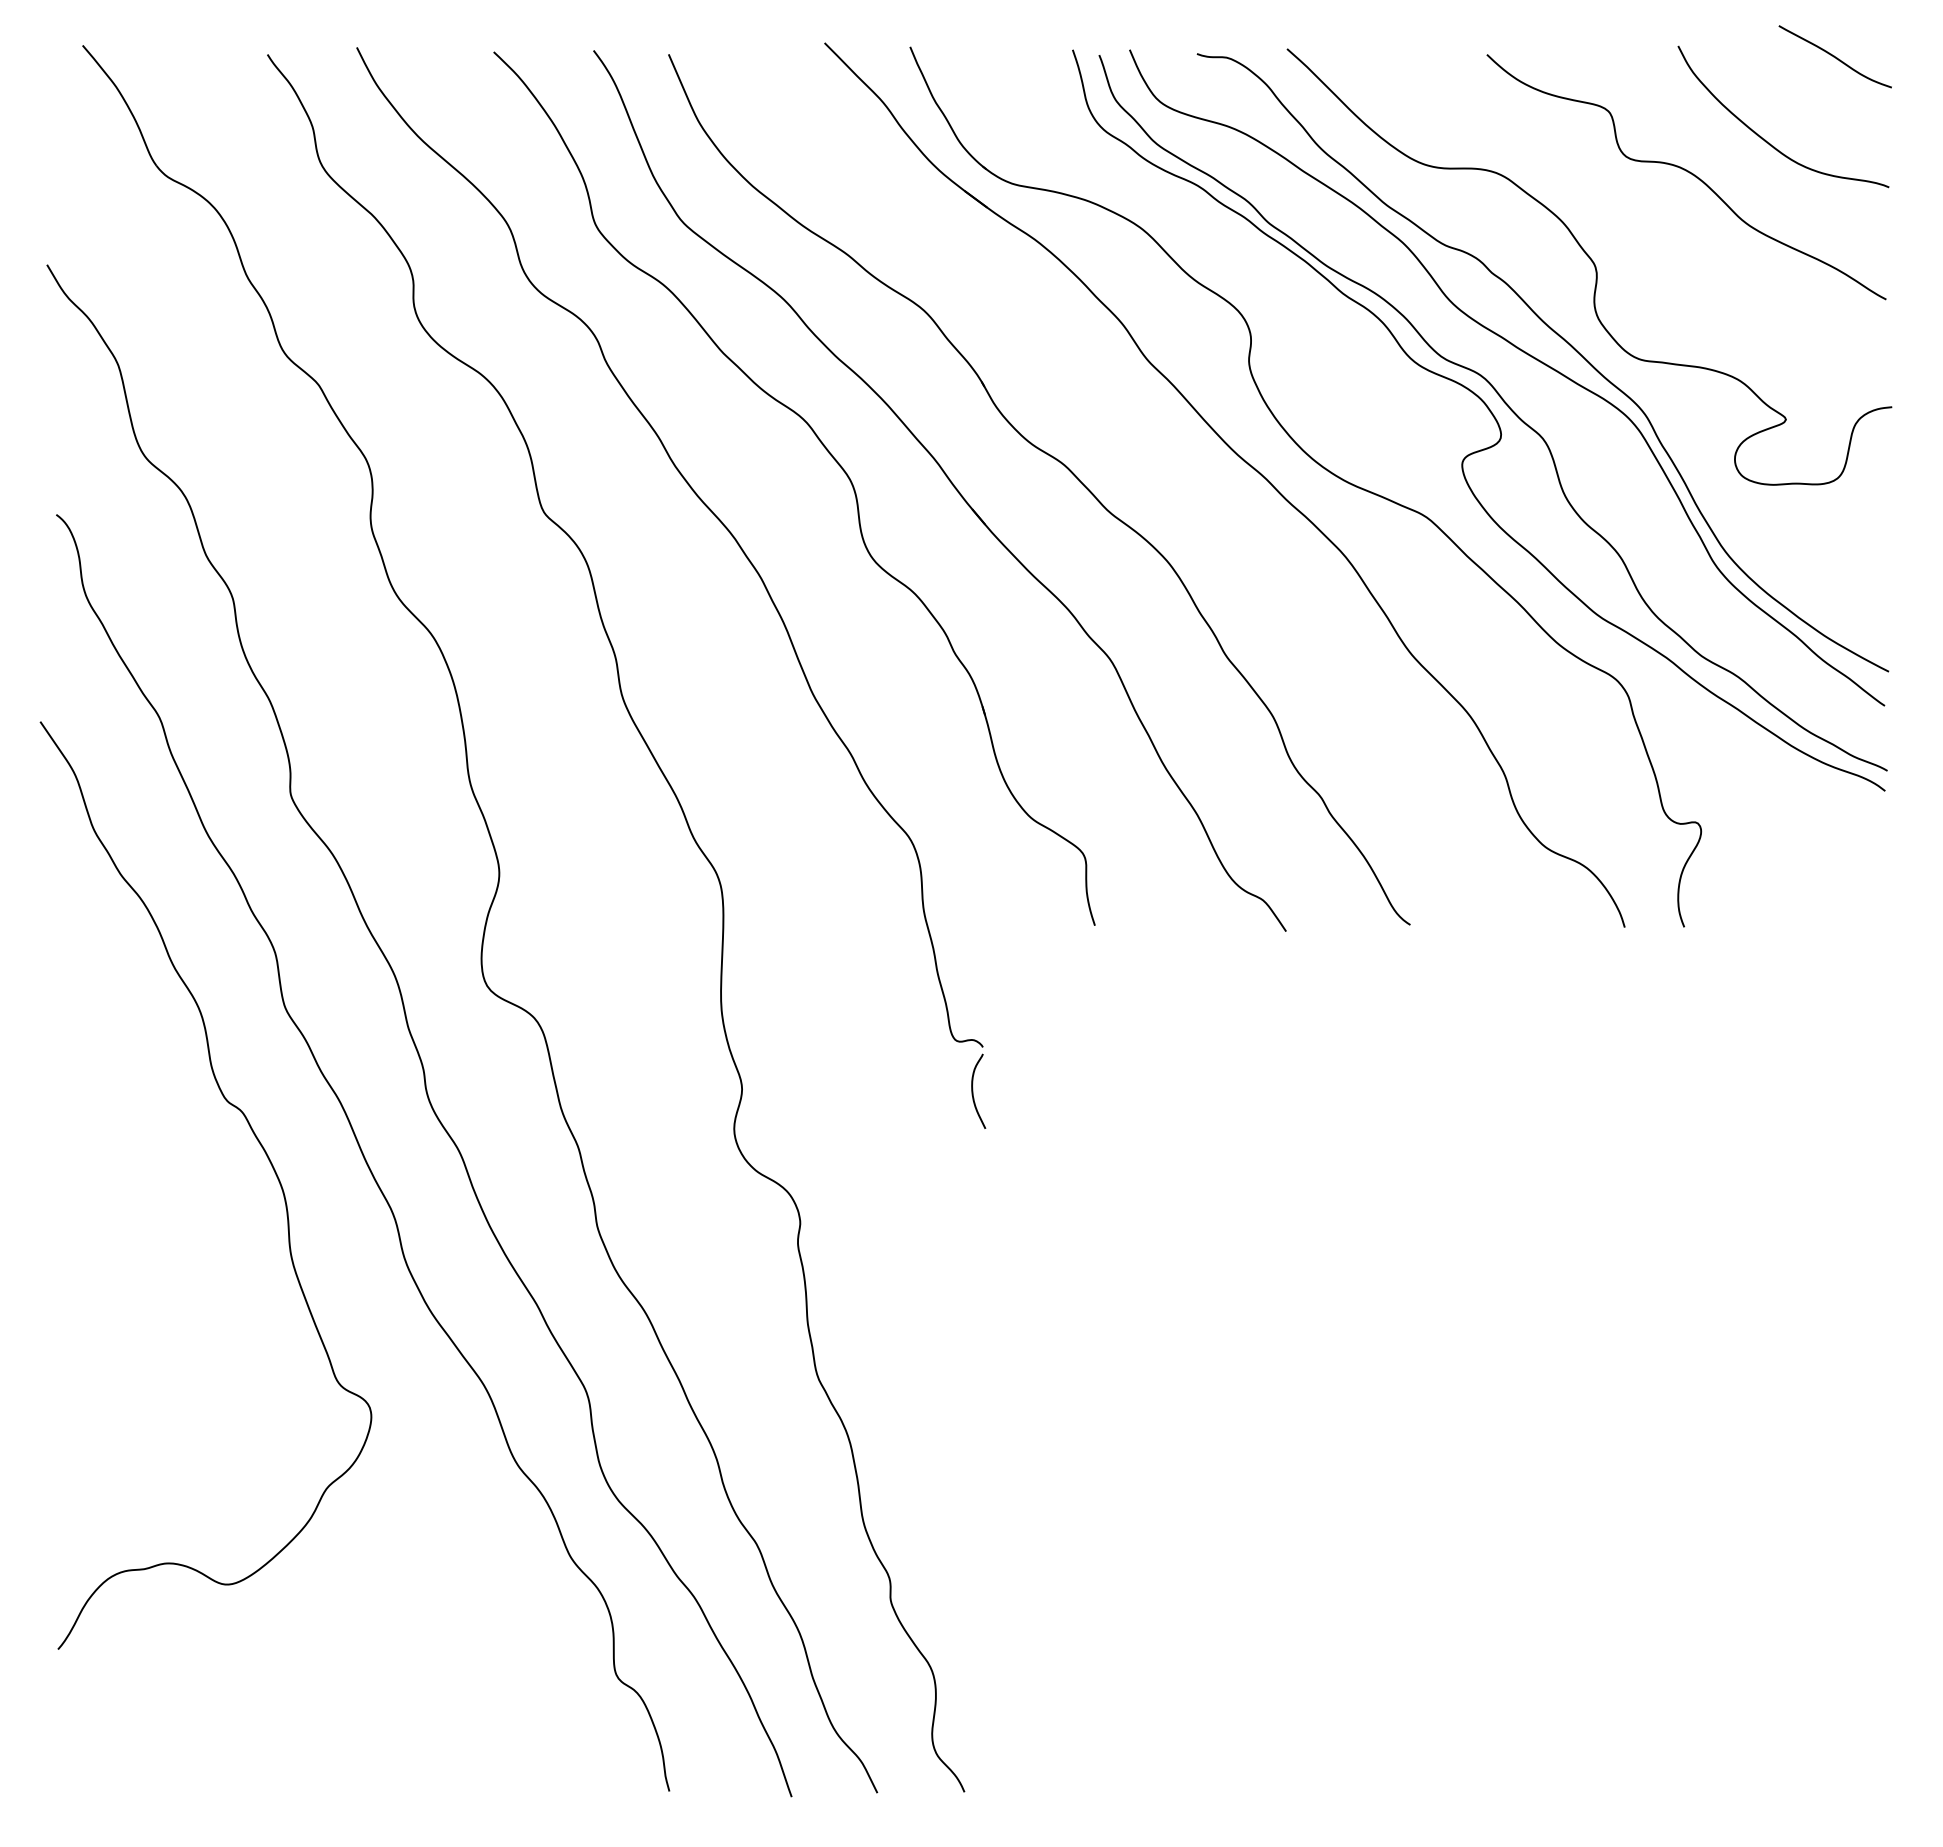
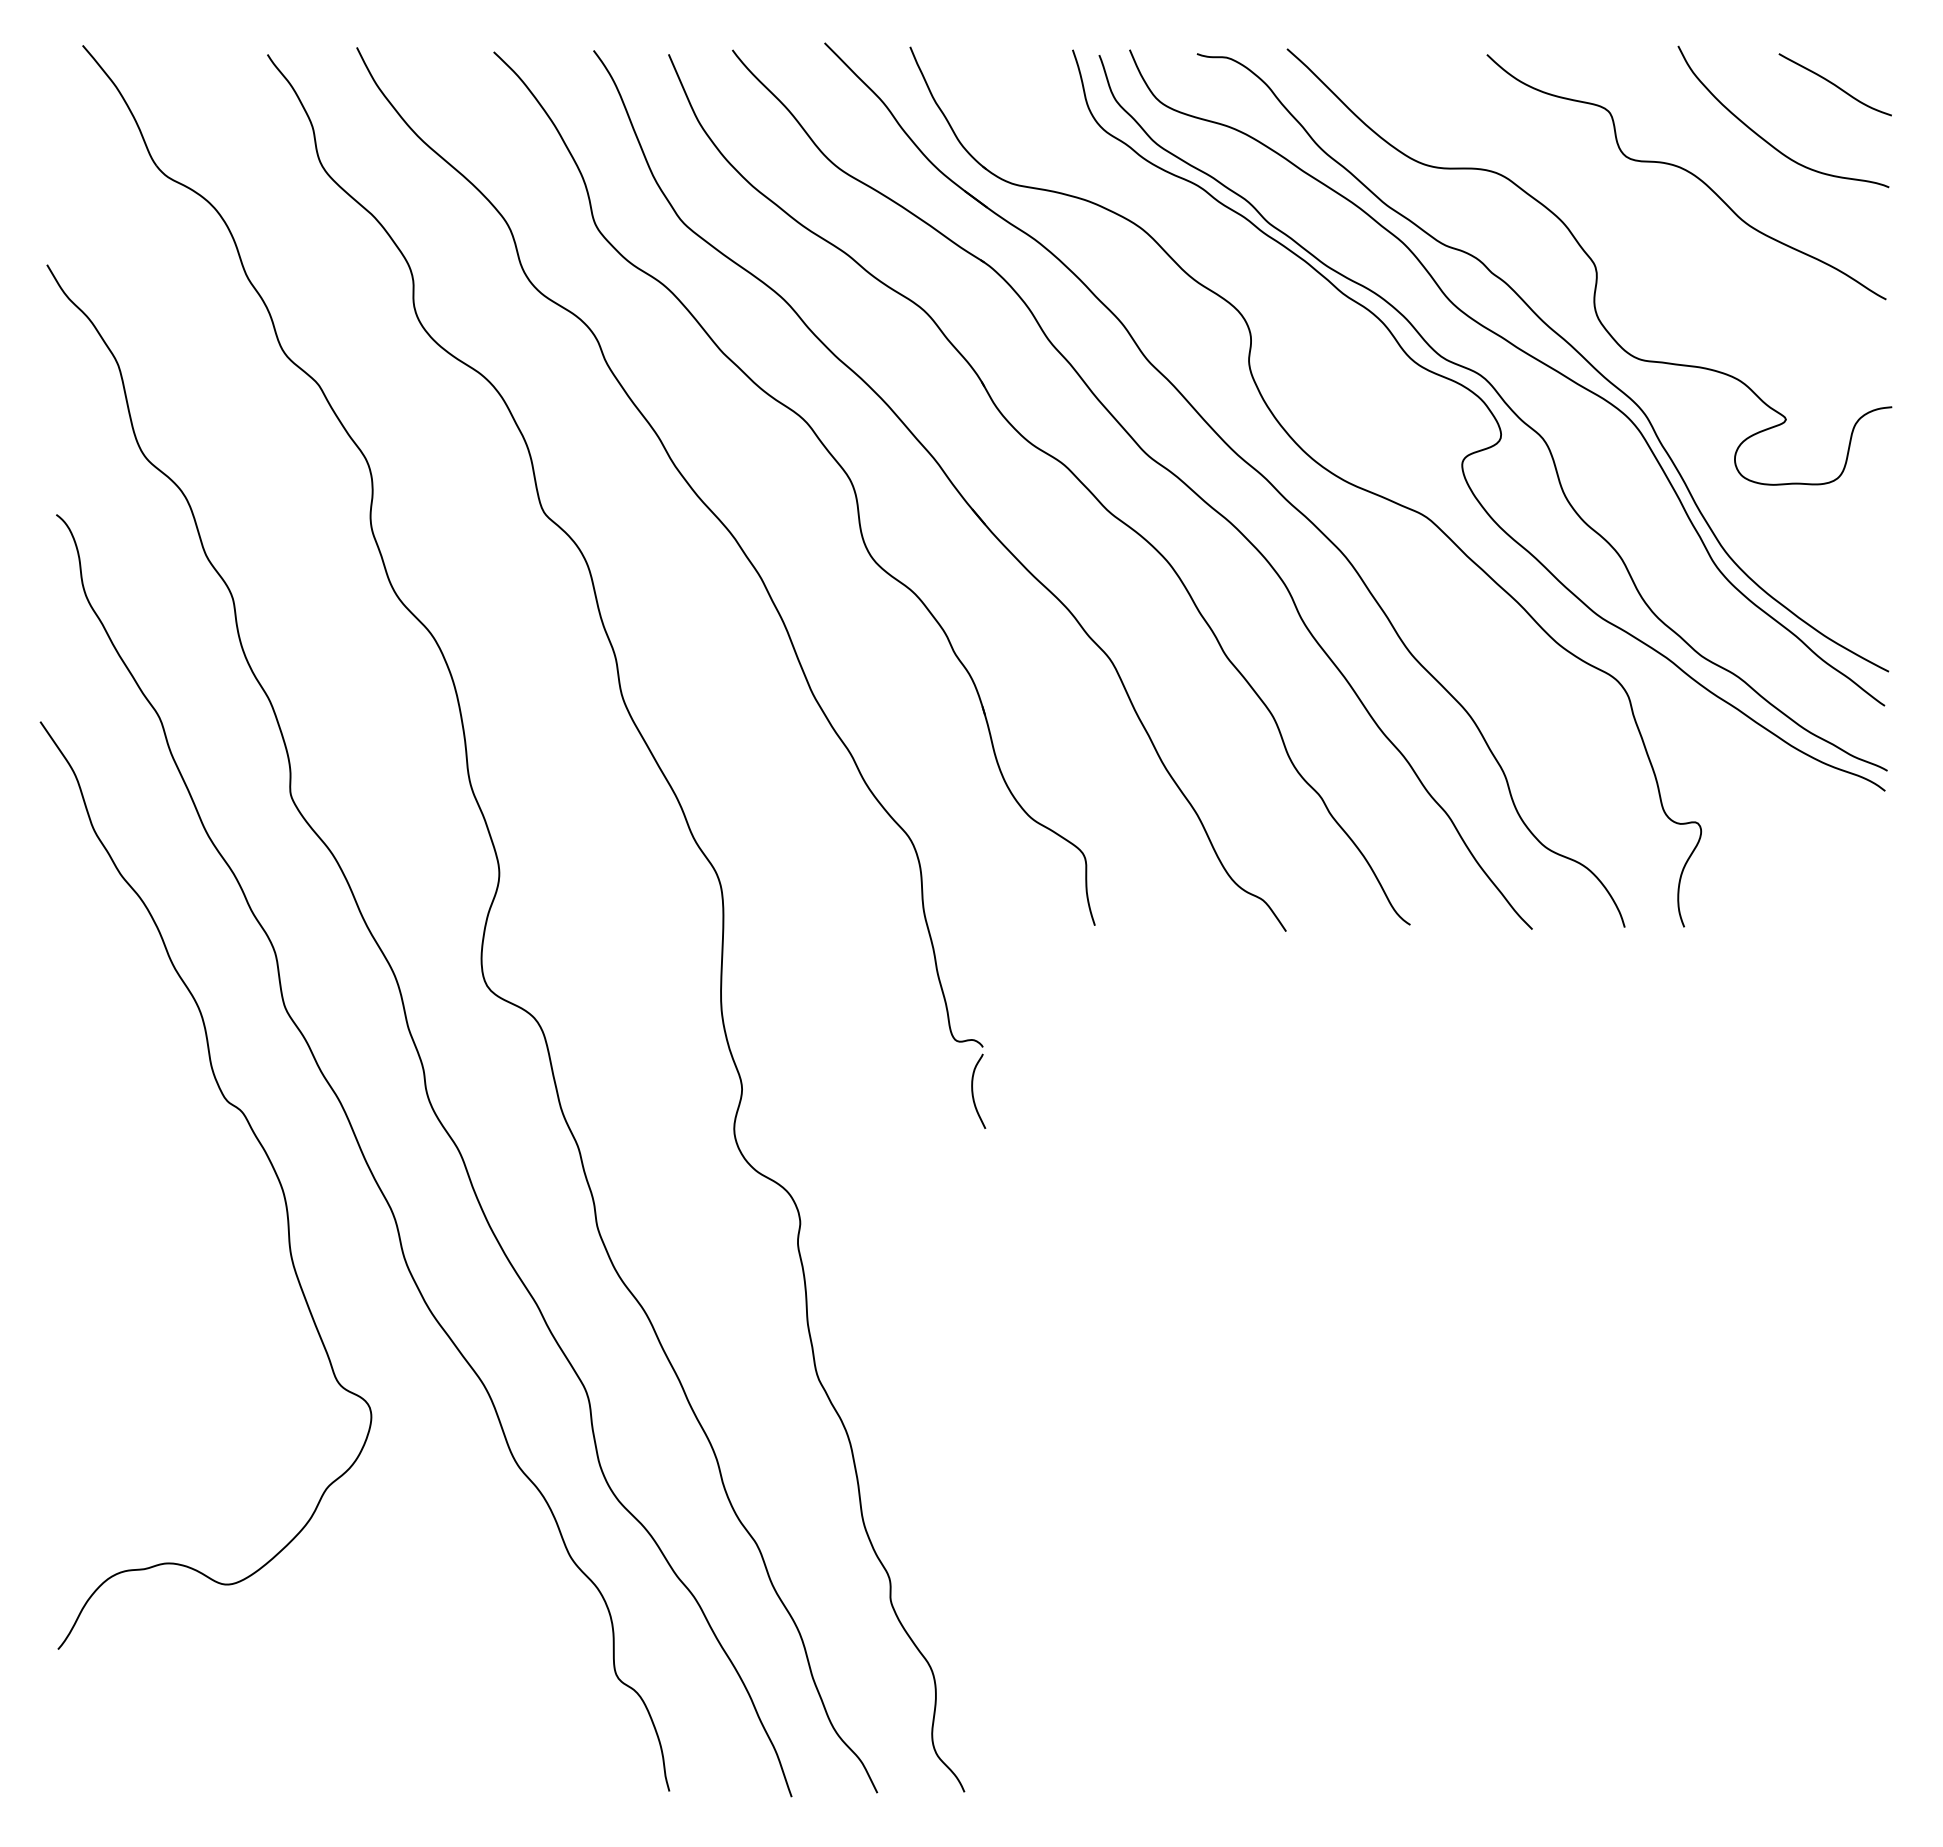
curve position: (1834, 56) -> (1834, 84) (1834, 84)
part: none -> present (1152, 460)
